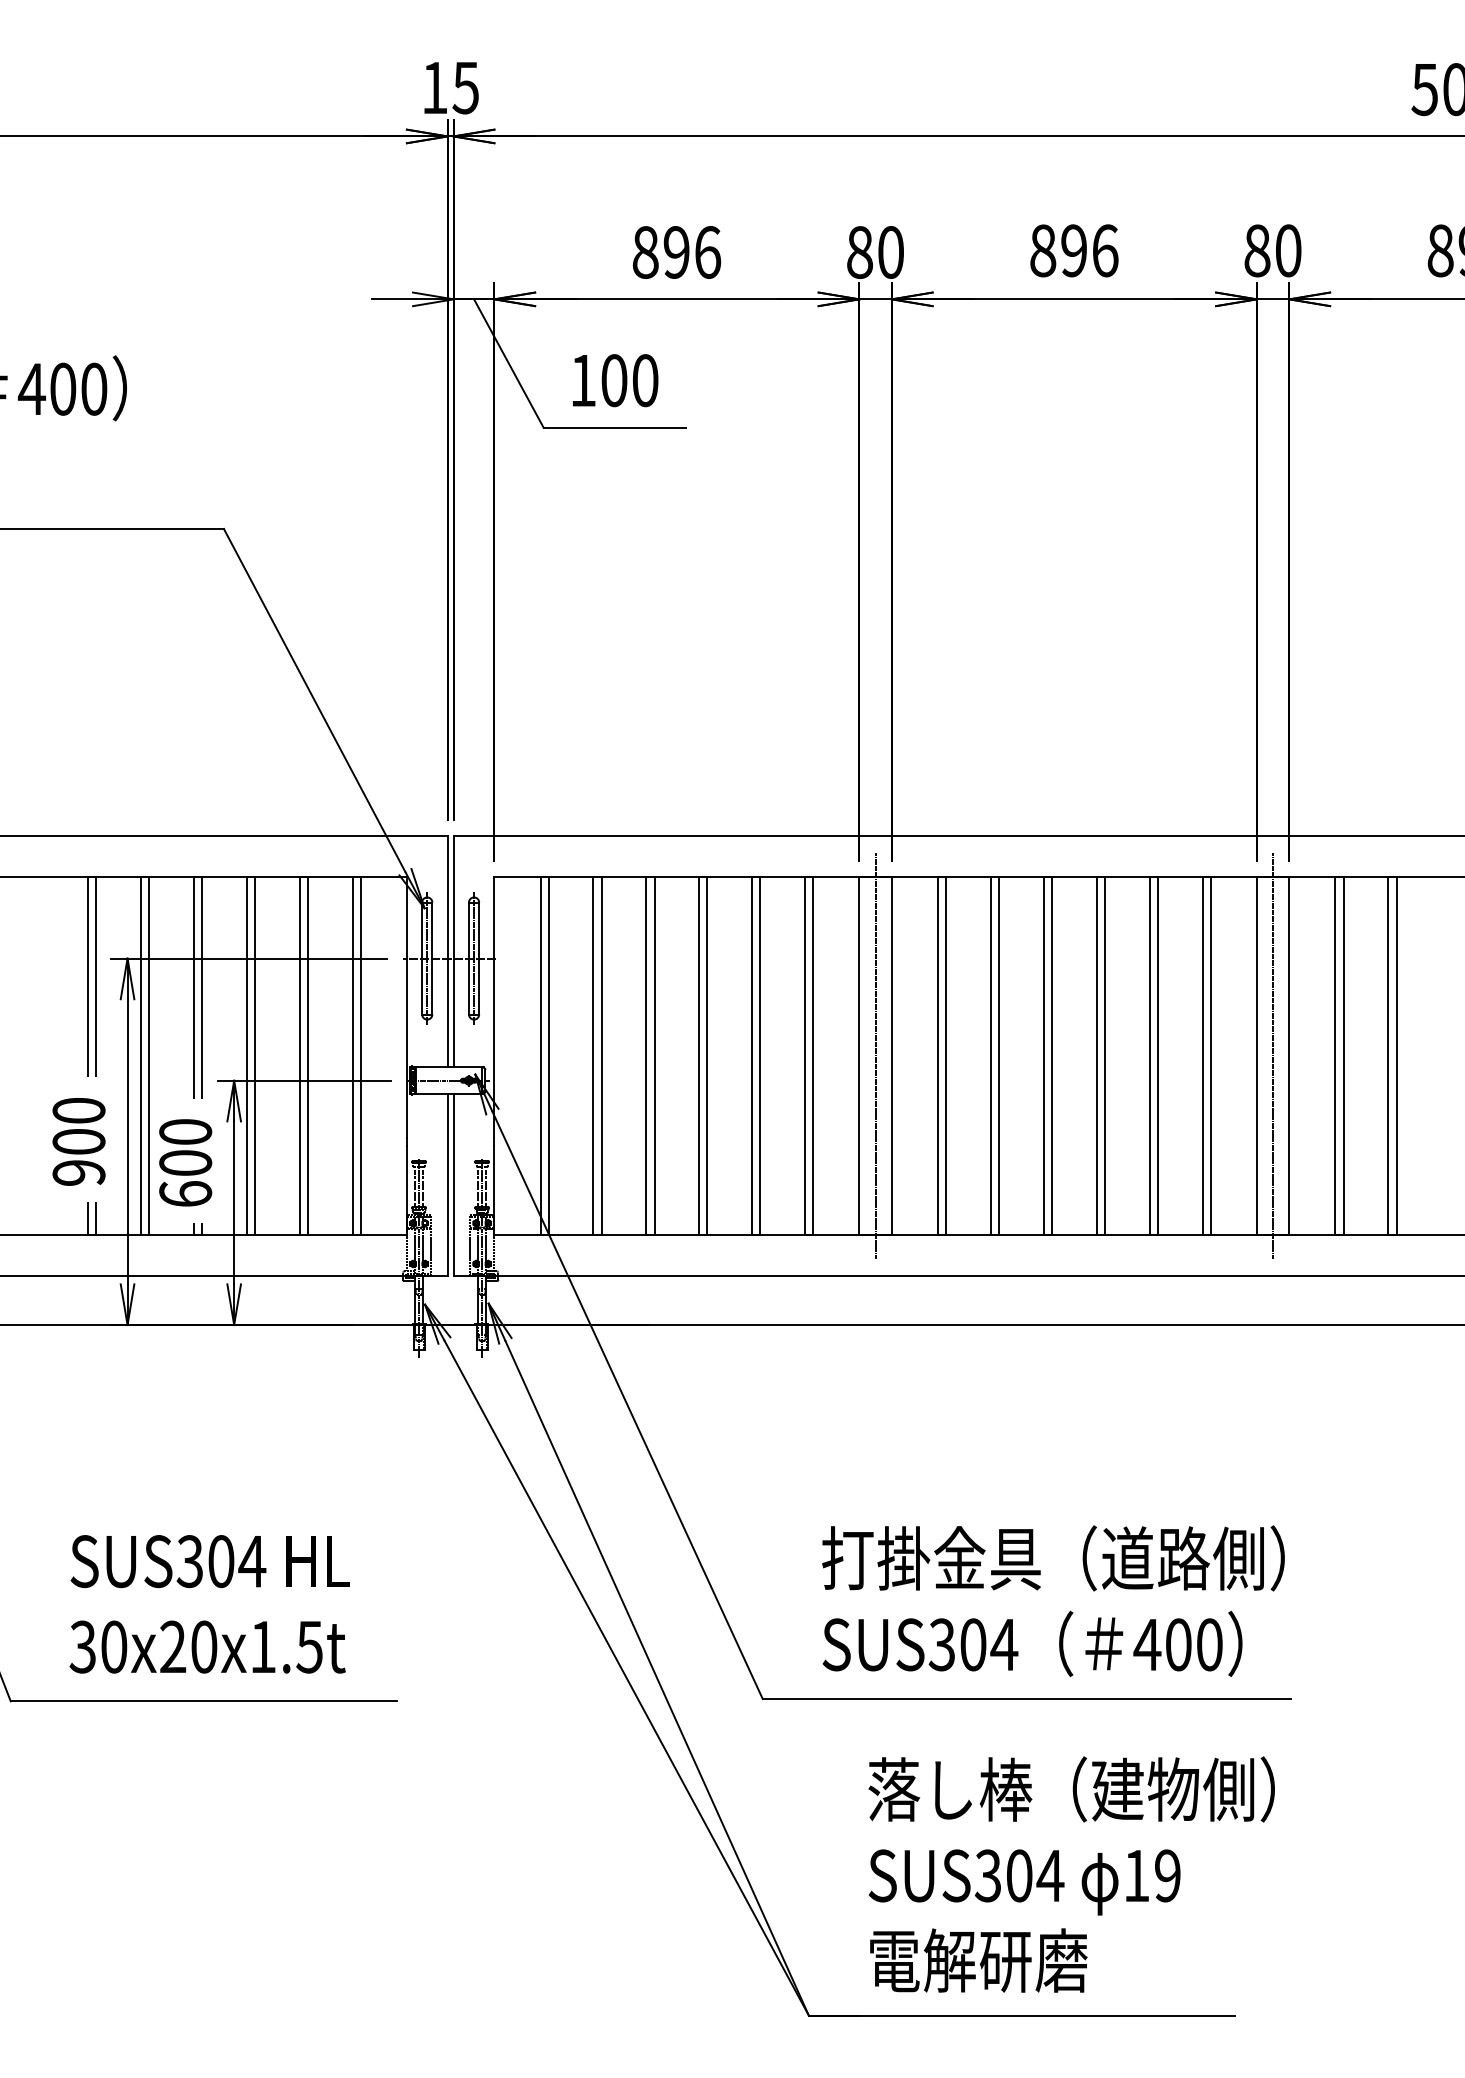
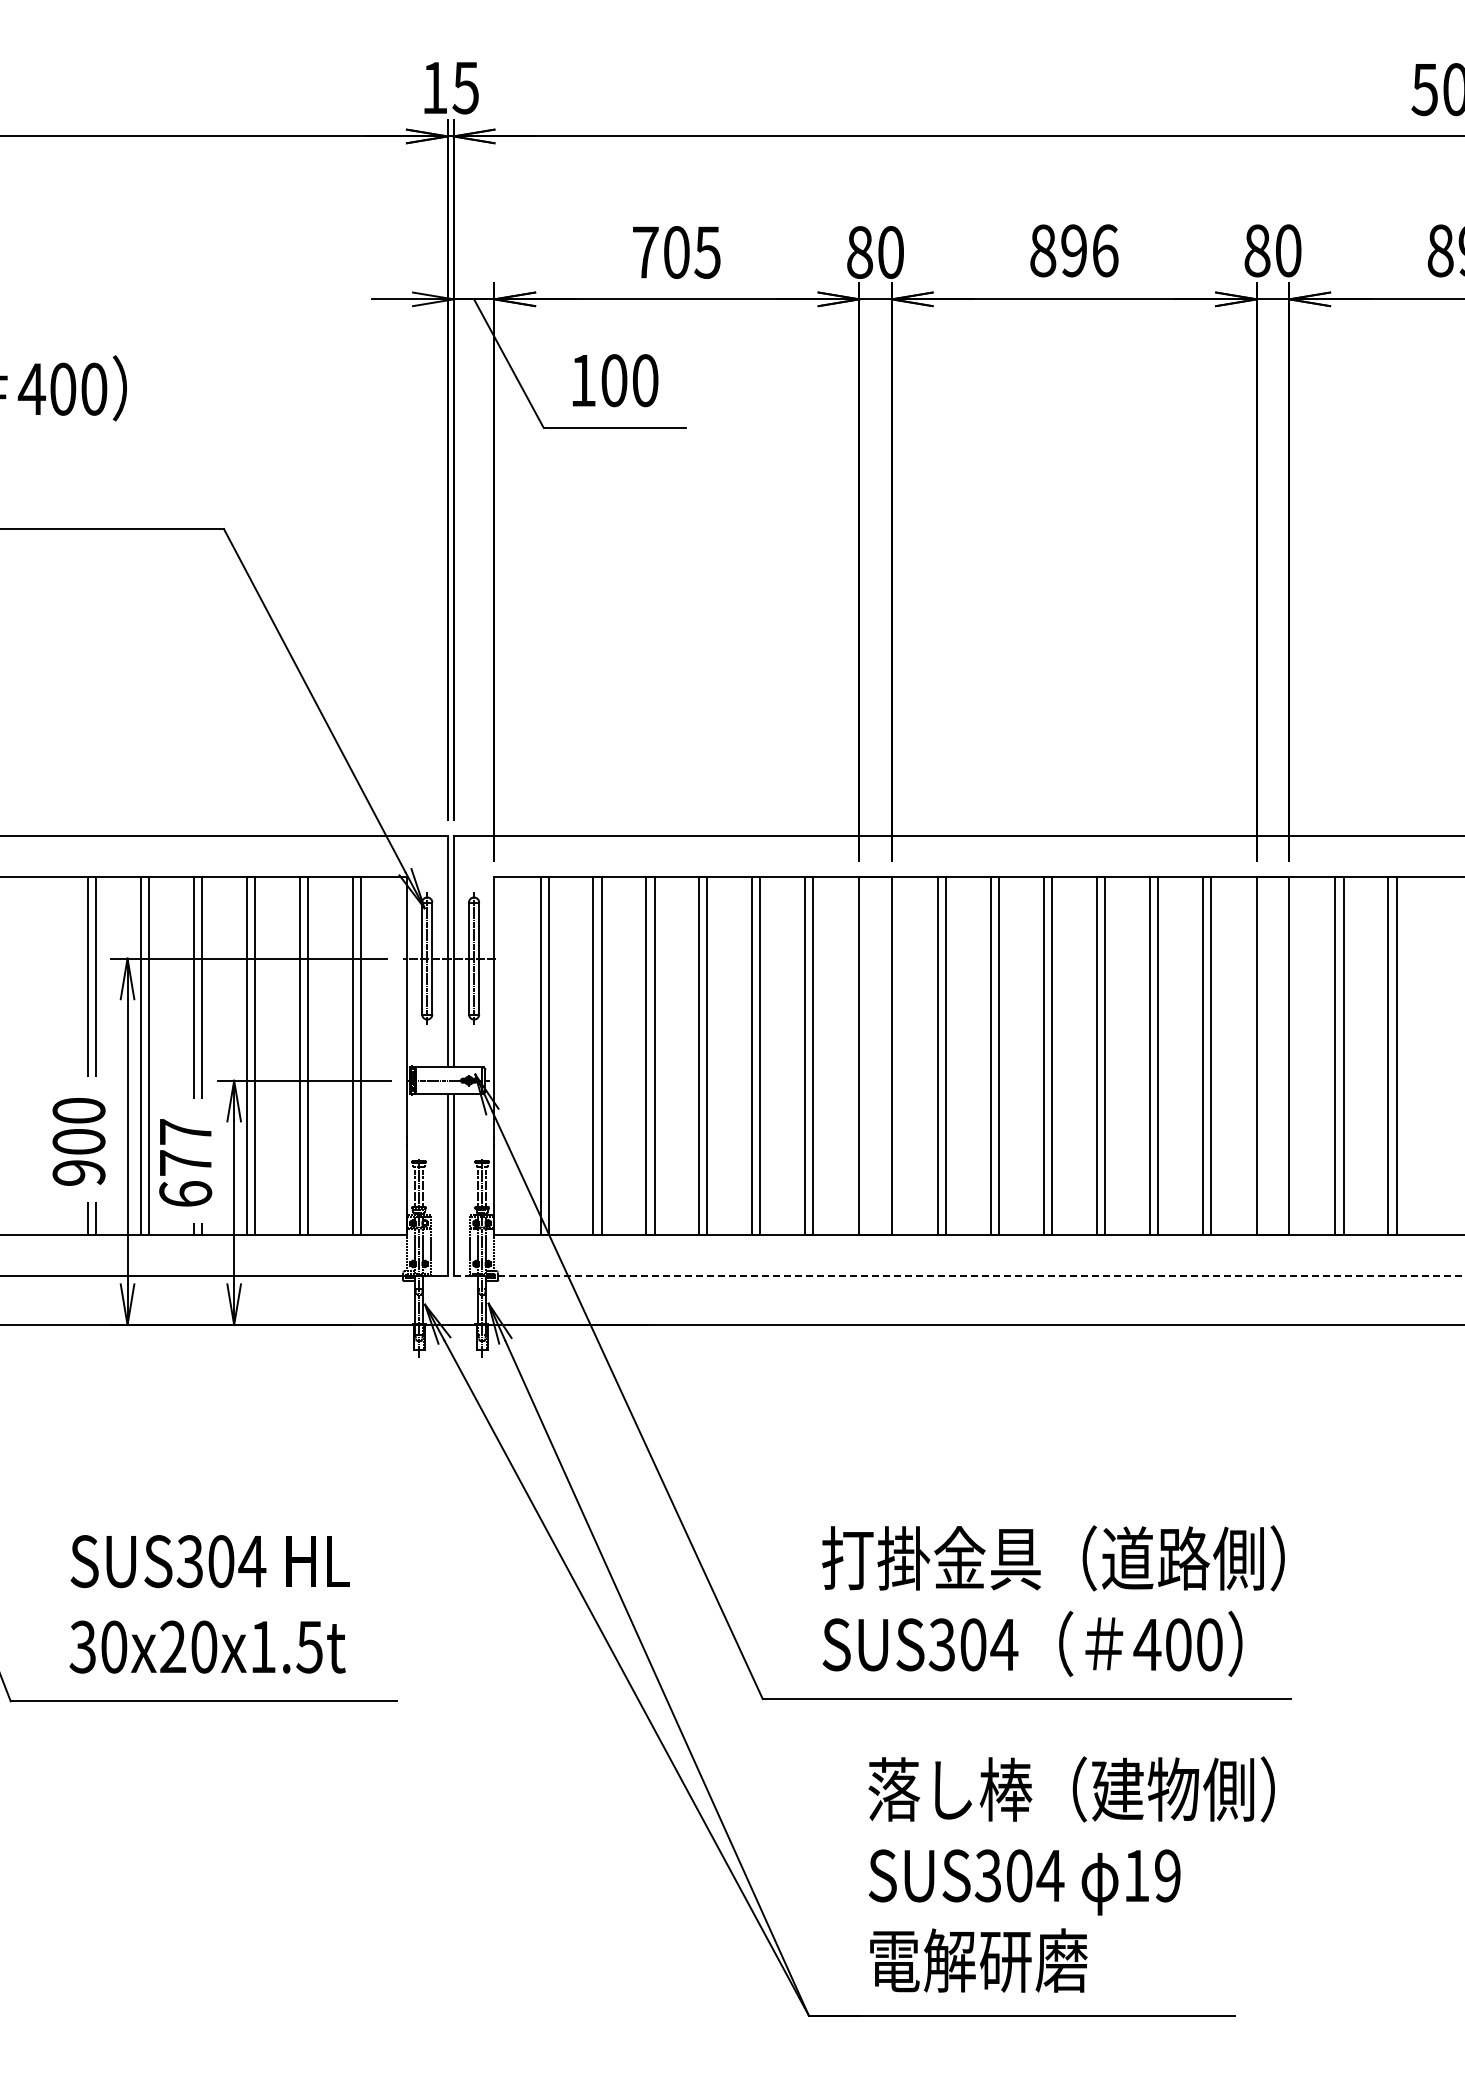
text: 896 -> 705 (676, 252)
line: present -> none (875, 1056)
line: present -> none (1273, 1056)
text: 600 -> 677 (185, 1147)
line: solid -> dashed (959, 1276)
